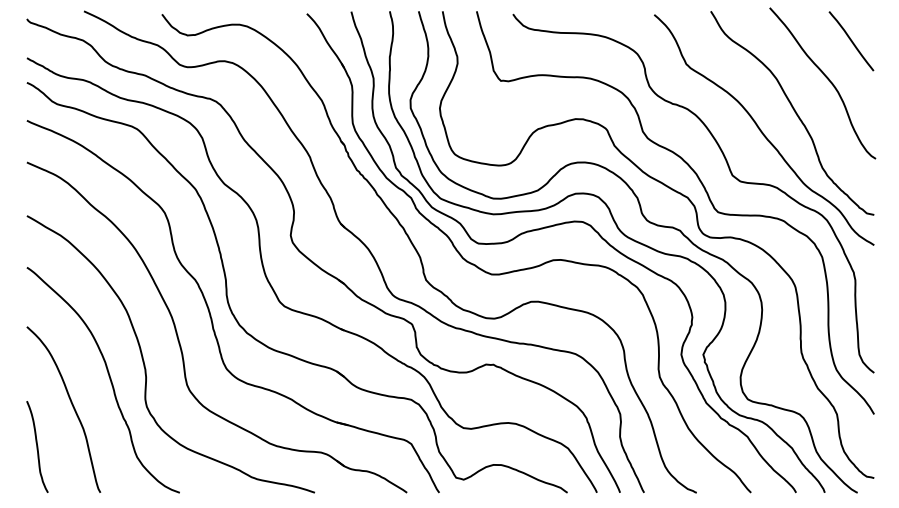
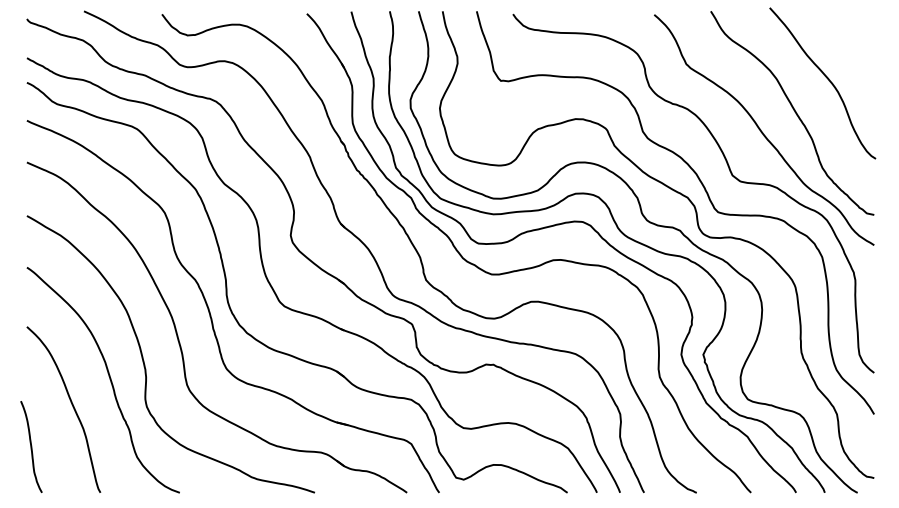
curve: present -> none (851, 41)
curve position: (37, 446) -> (31, 446) (31, 446)
